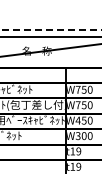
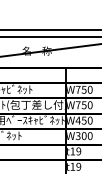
line: dashed -> solid (51, 29)
